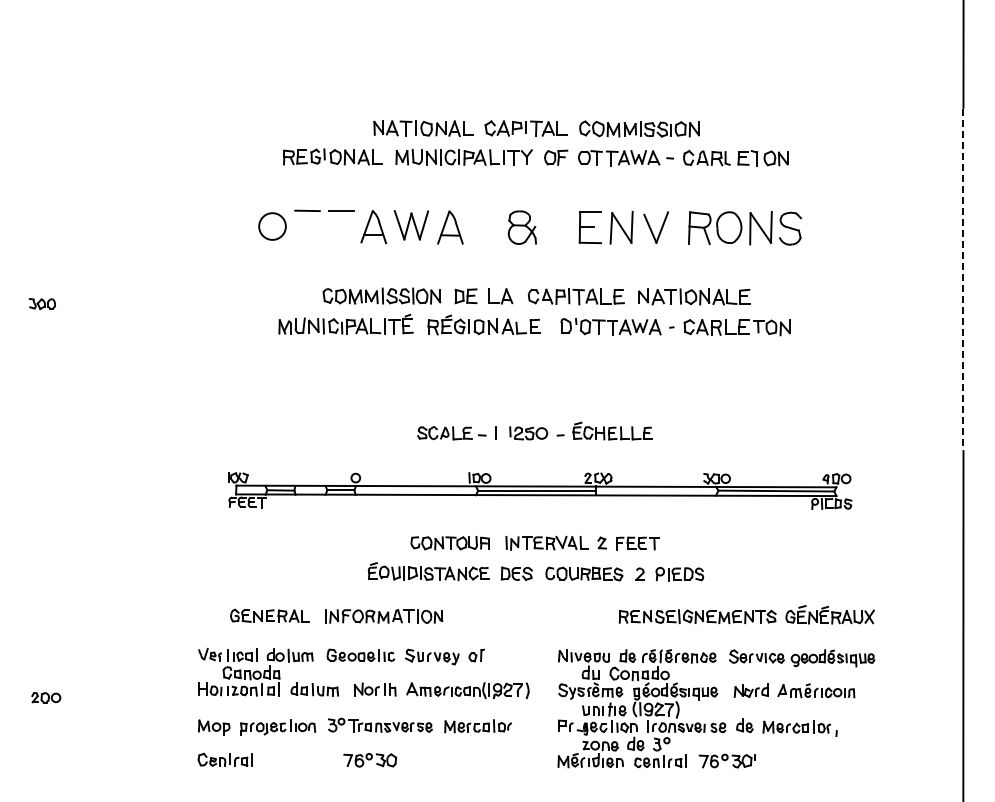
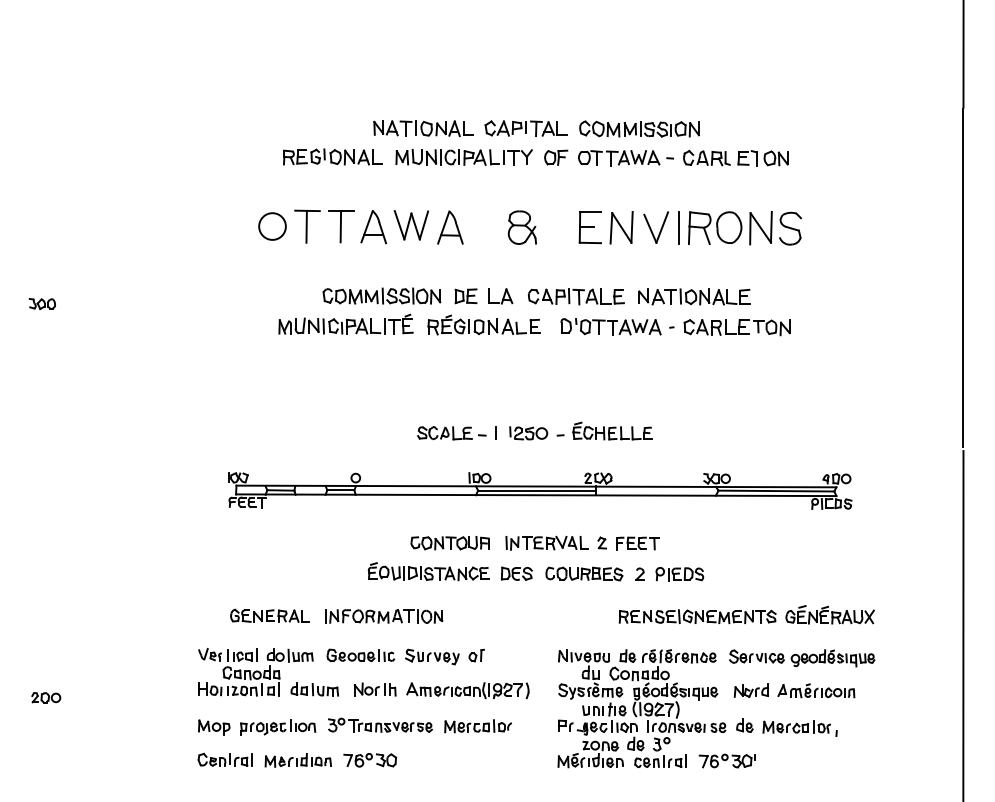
line: none -> present (306, 226)
line: none -> present (340, 226)
line: none -> present (678, 227)
line: dashed -> solid (963, 278)
part: none -> present (297, 760)
